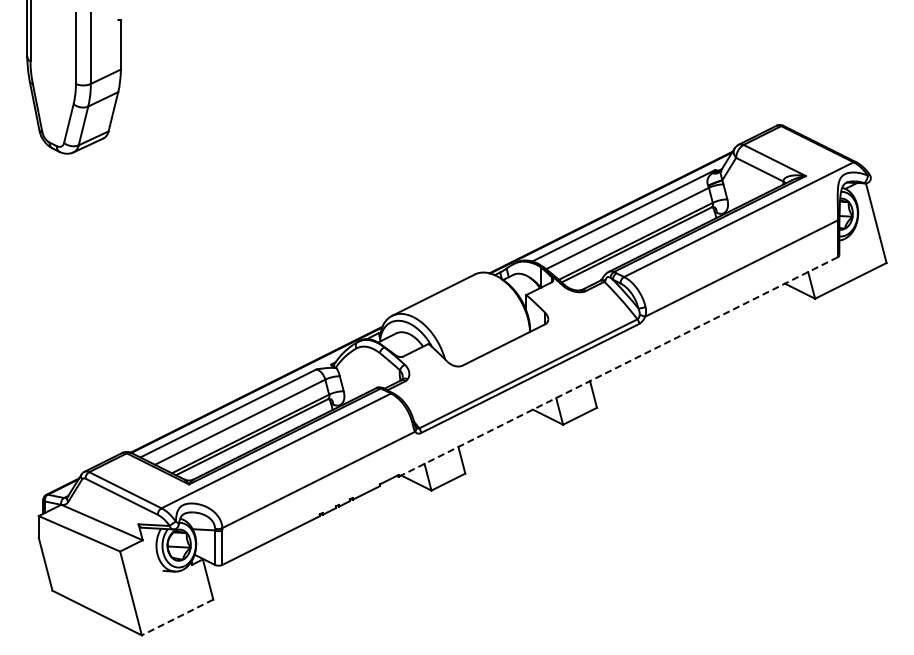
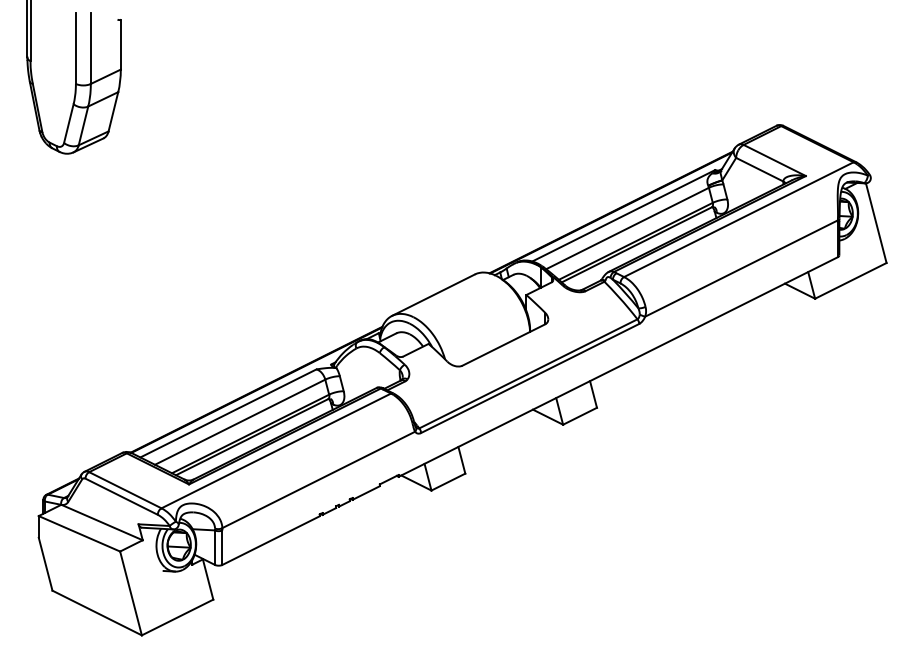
line: dashed -> solid (617, 367)
line: dashed -> solid (177, 617)
